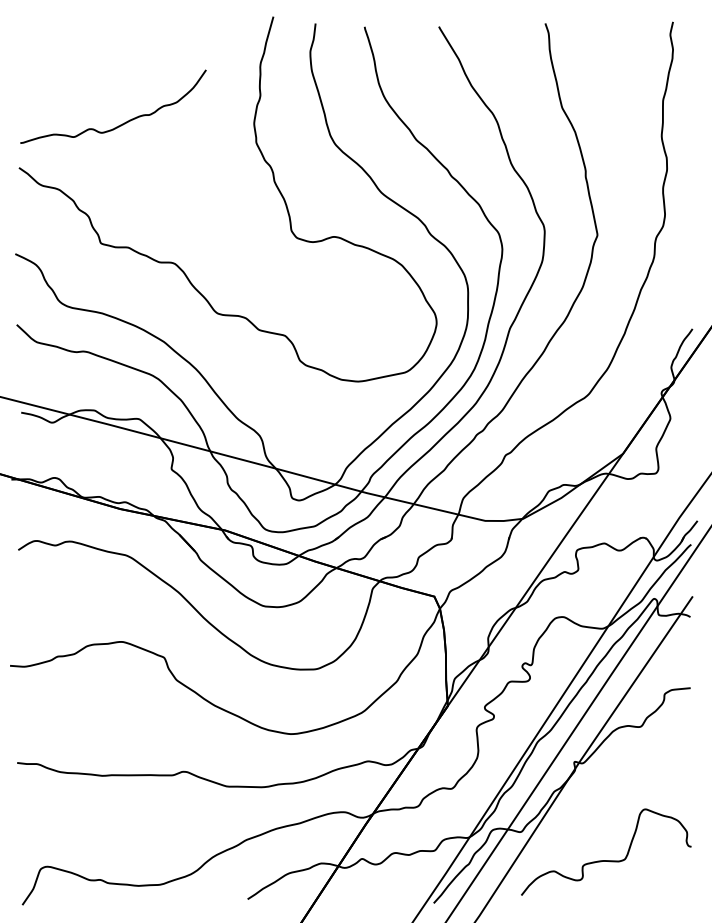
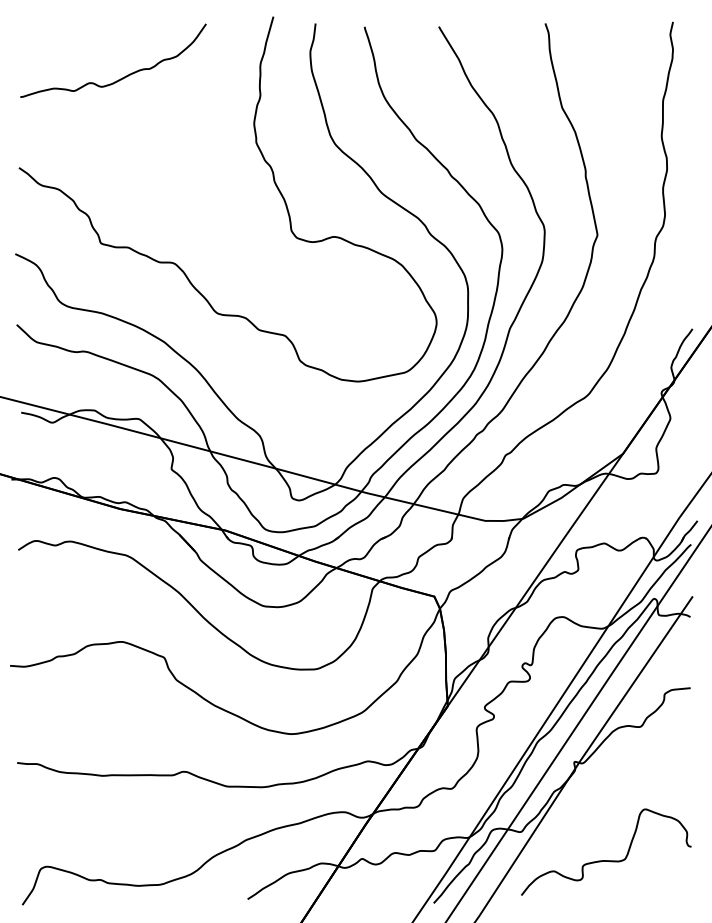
curve position: (122, 123) -> (122, 77) (122, 77)
